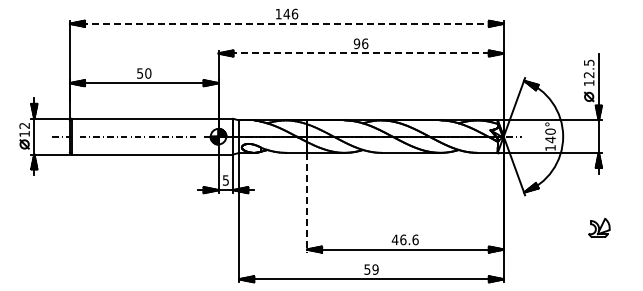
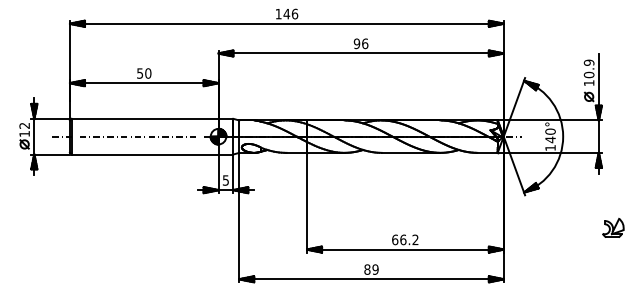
line: dashed -> solid (286, 23)
line: dashed -> solid (361, 53)
text: 12.5 -> 10.9 (588, 68)
line: dashed -> solid (307, 202)
part position: (599, 227) -> (613, 227) (613, 227)
text: 46.6 -> 66.2 (404, 239)
text: 59 -> 89 (367, 269)
